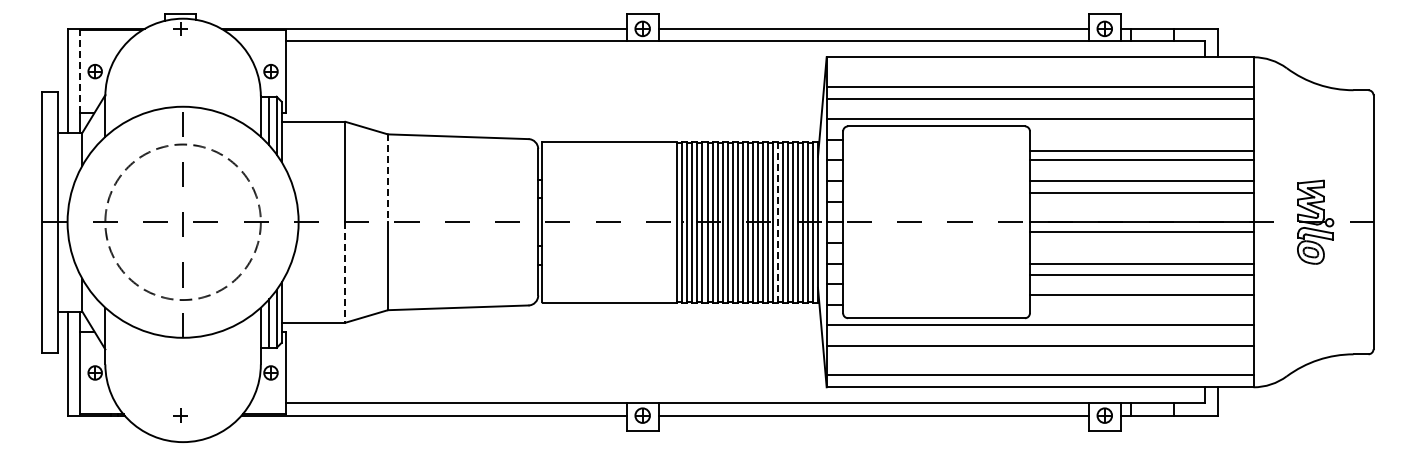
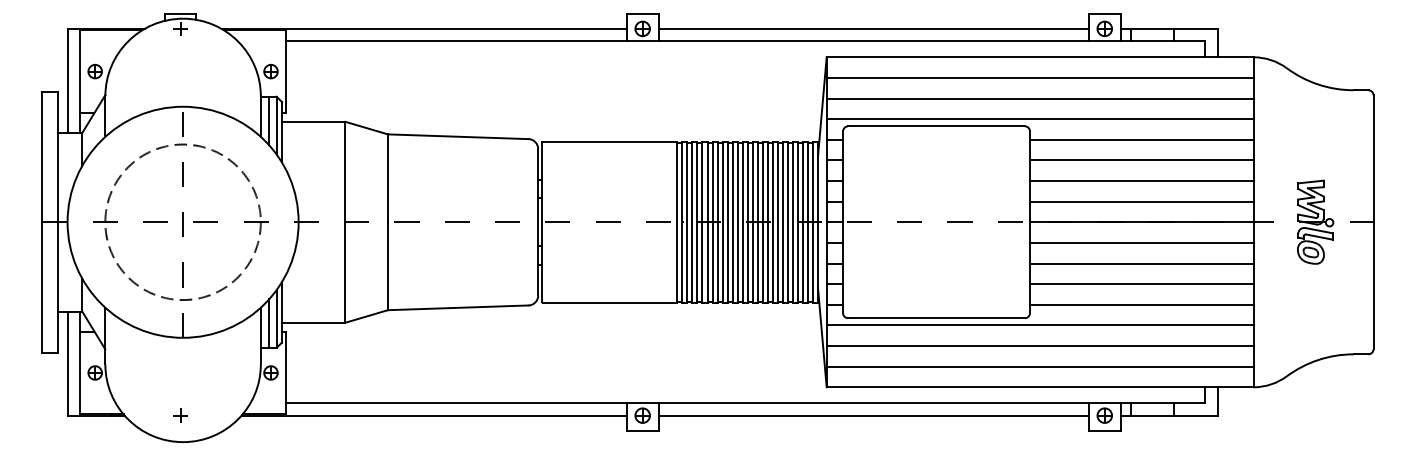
line: dashed -> solid (80, 71)
line position: (1039, 86) -> (1039, 77) (1039, 77)
line position: (1141, 150) -> (1141, 139) (1141, 139)
line: dashed -> solid (387, 178)
line position: (1141, 192) -> (1141, 201) (1141, 201)
line: dashed -> solid (777, 221)
line position: (1141, 231) -> (1141, 242) (1141, 242)
line: dashed -> solid (345, 273)
line position: (1141, 275) -> (1141, 284) (1141, 284)
line position: (1141, 294) -> (1141, 304) (1141, 304)
line position: (1039, 374) -> (1039, 366) (1039, 366)
